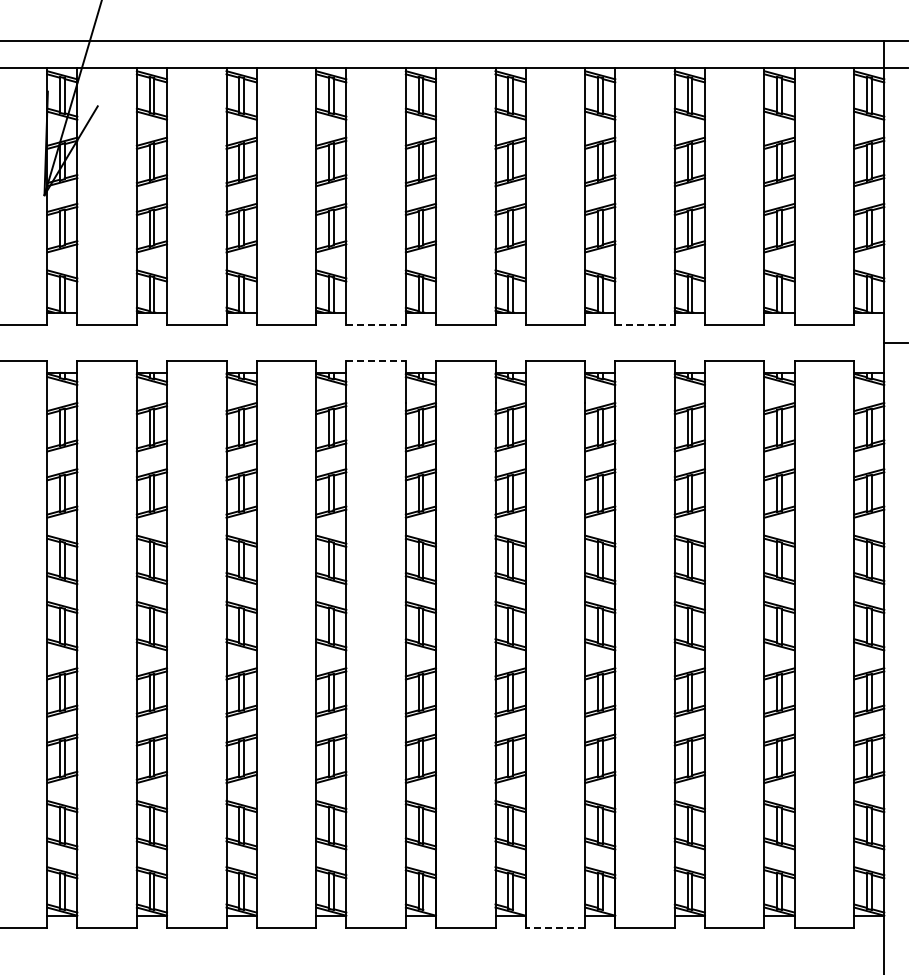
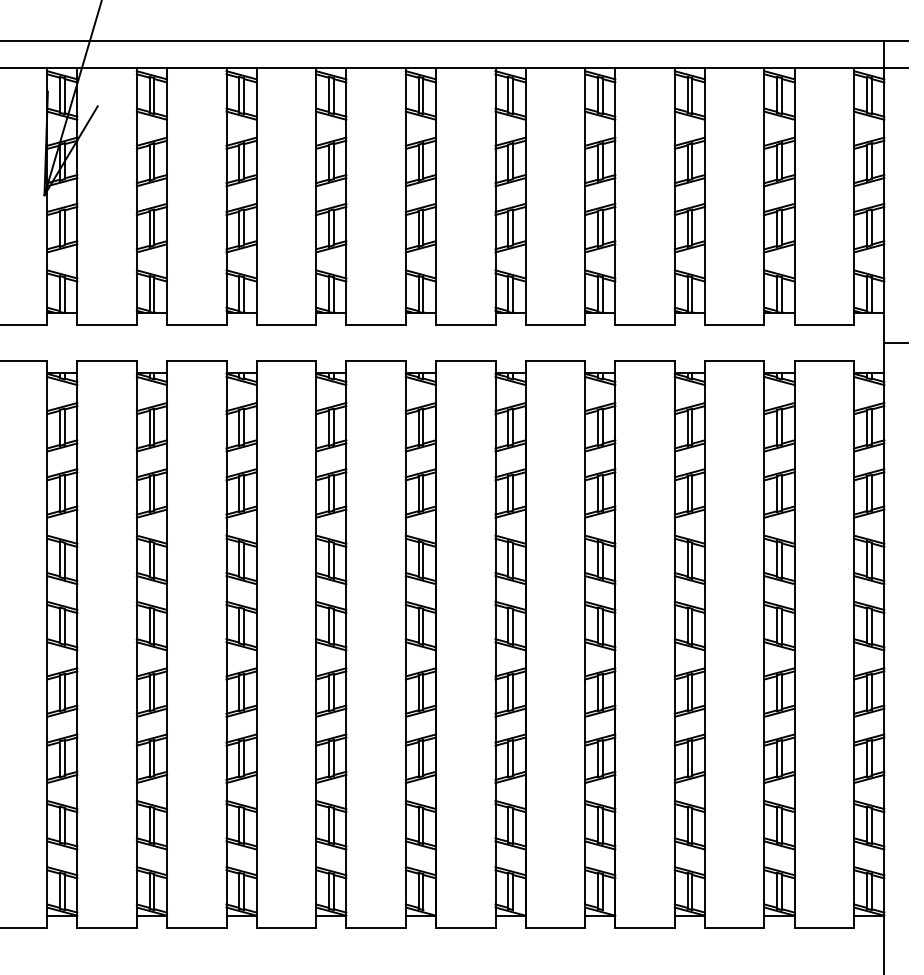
line: dashed -> solid (376, 324)
line: dashed -> solid (645, 324)
line: dashed -> solid (376, 360)
line: dashed -> solid (555, 927)
